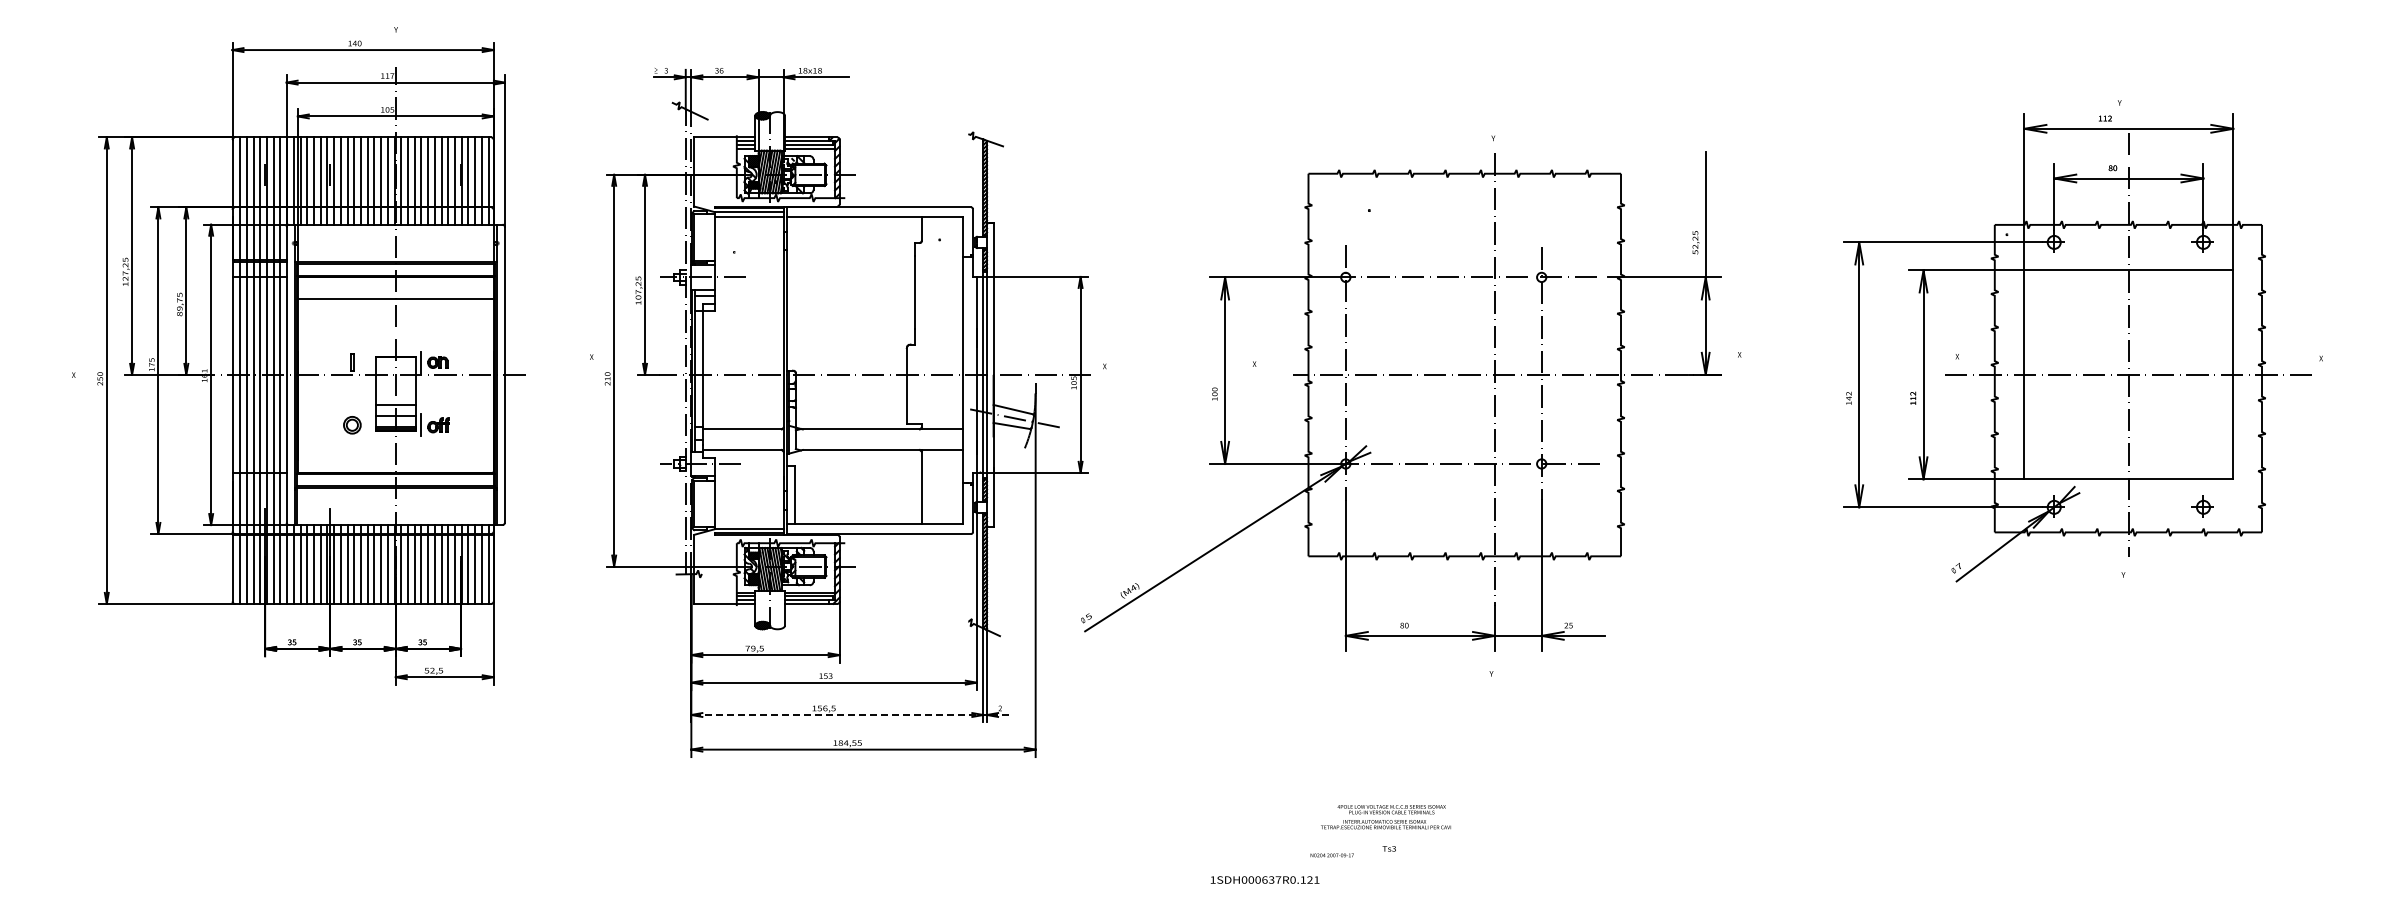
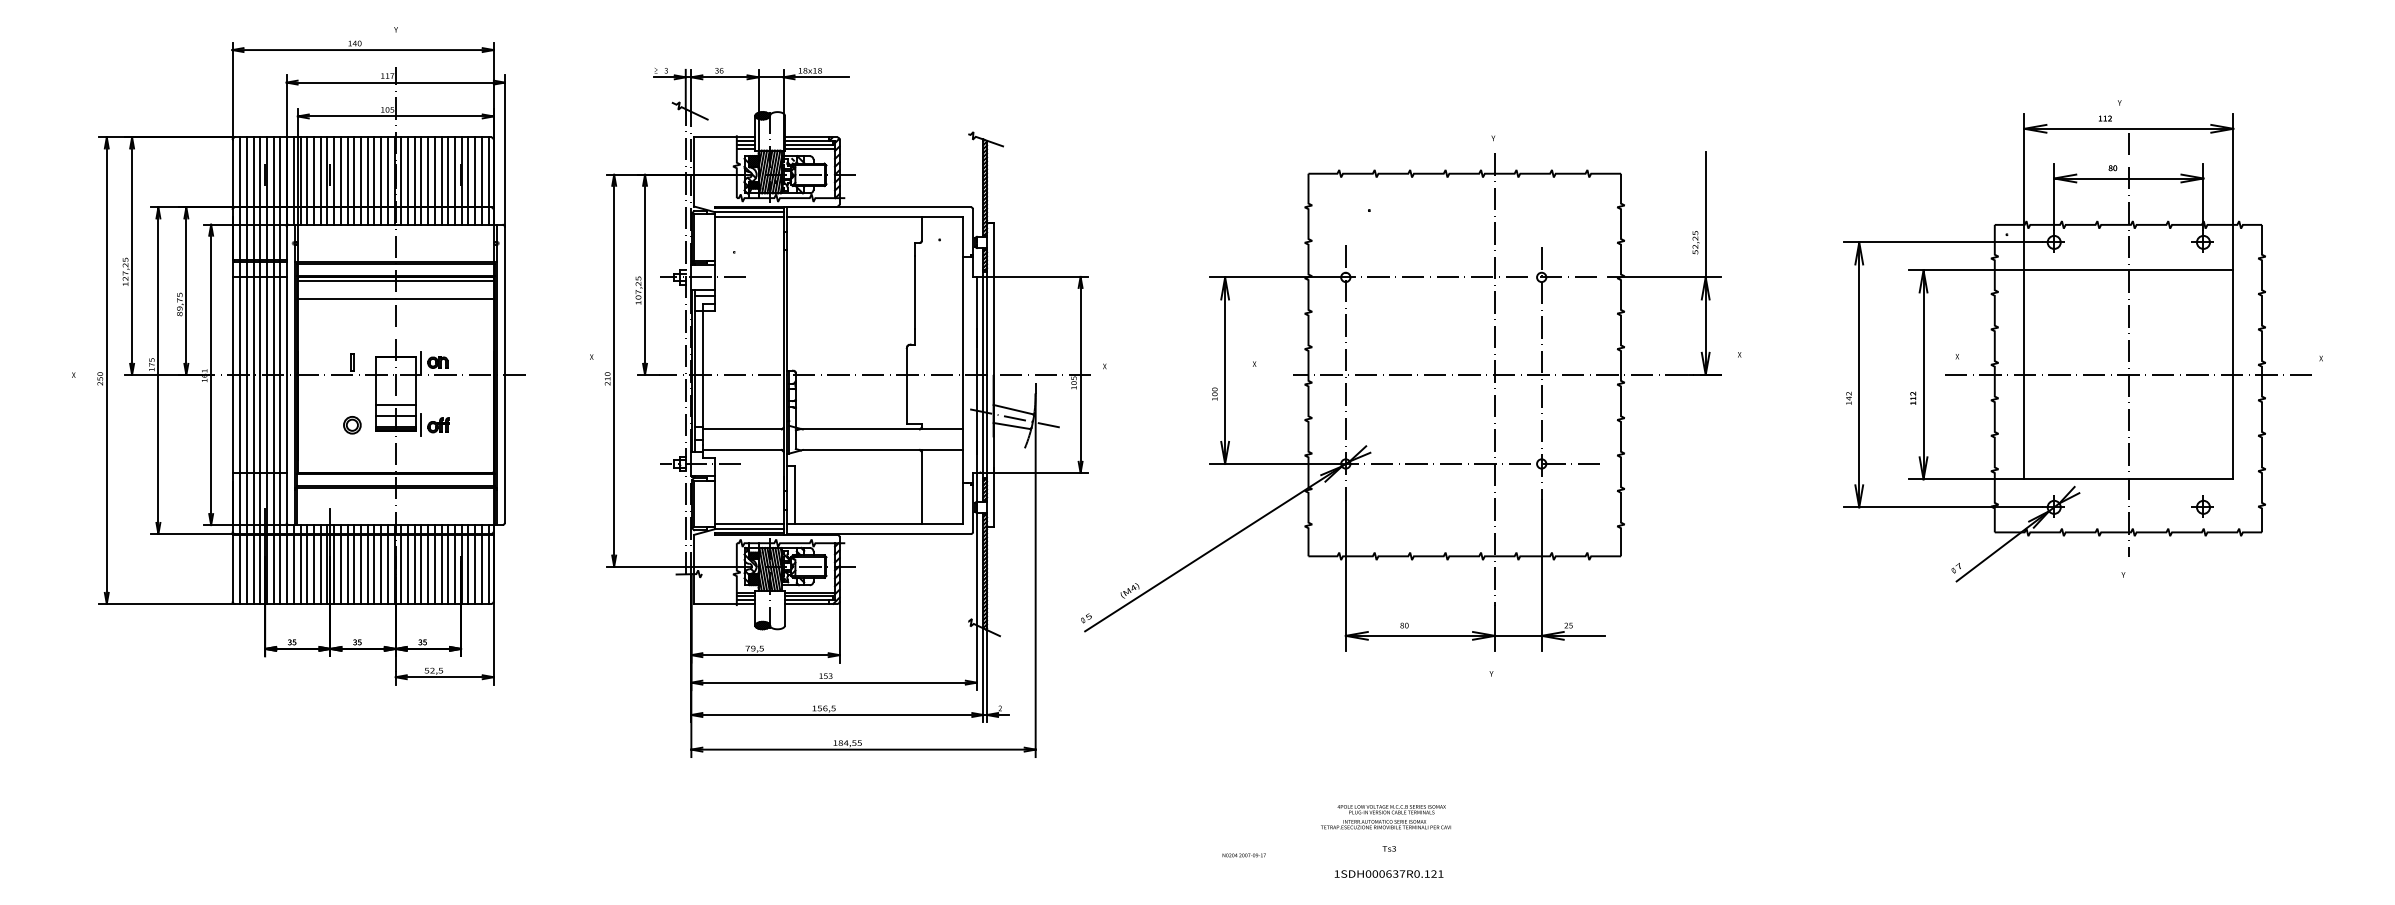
line: none -> present (395, 280)
line: none -> present (748, 524)
line: dashed -> solid (849, 715)
text position: (1331, 855) -> (1243, 855) (1243, 855)
text position: (1264, 879) -> (1388, 873) (1388, 873)
